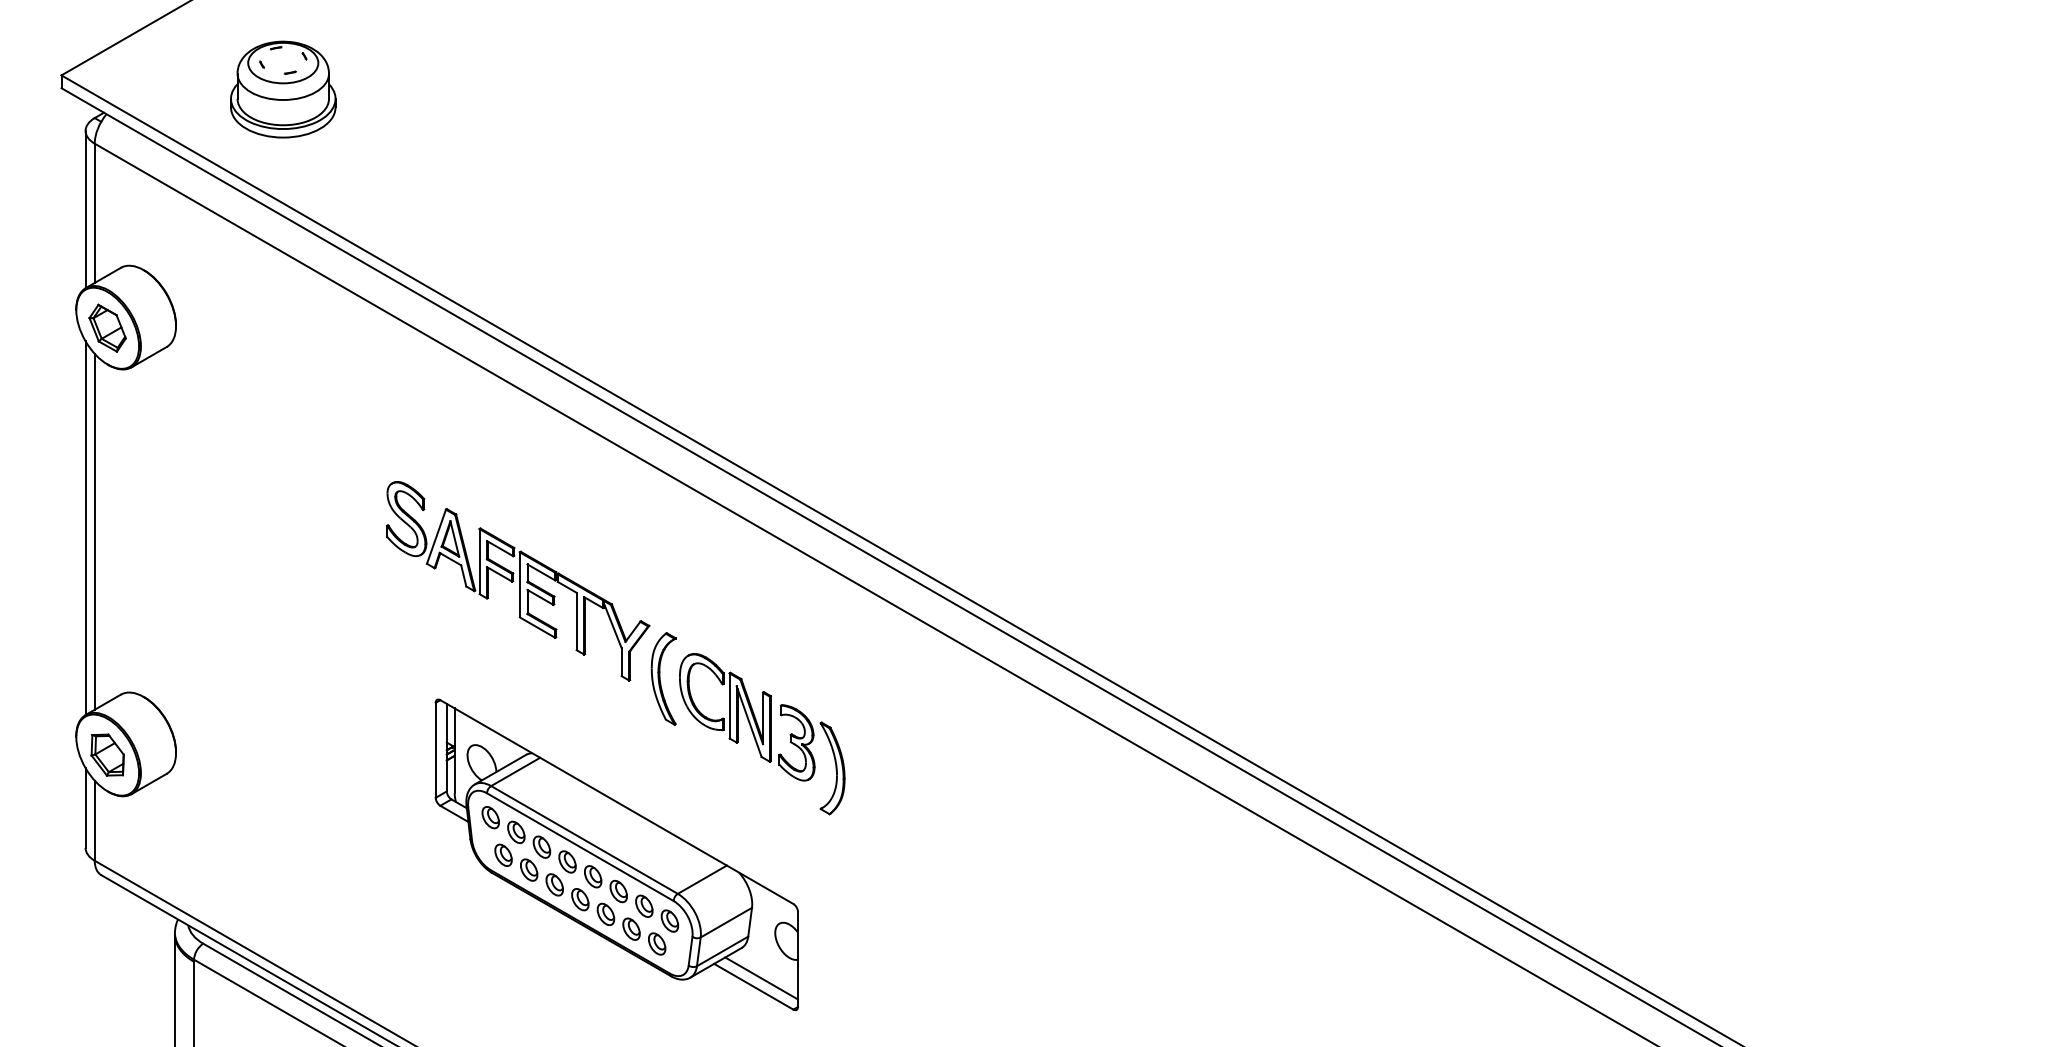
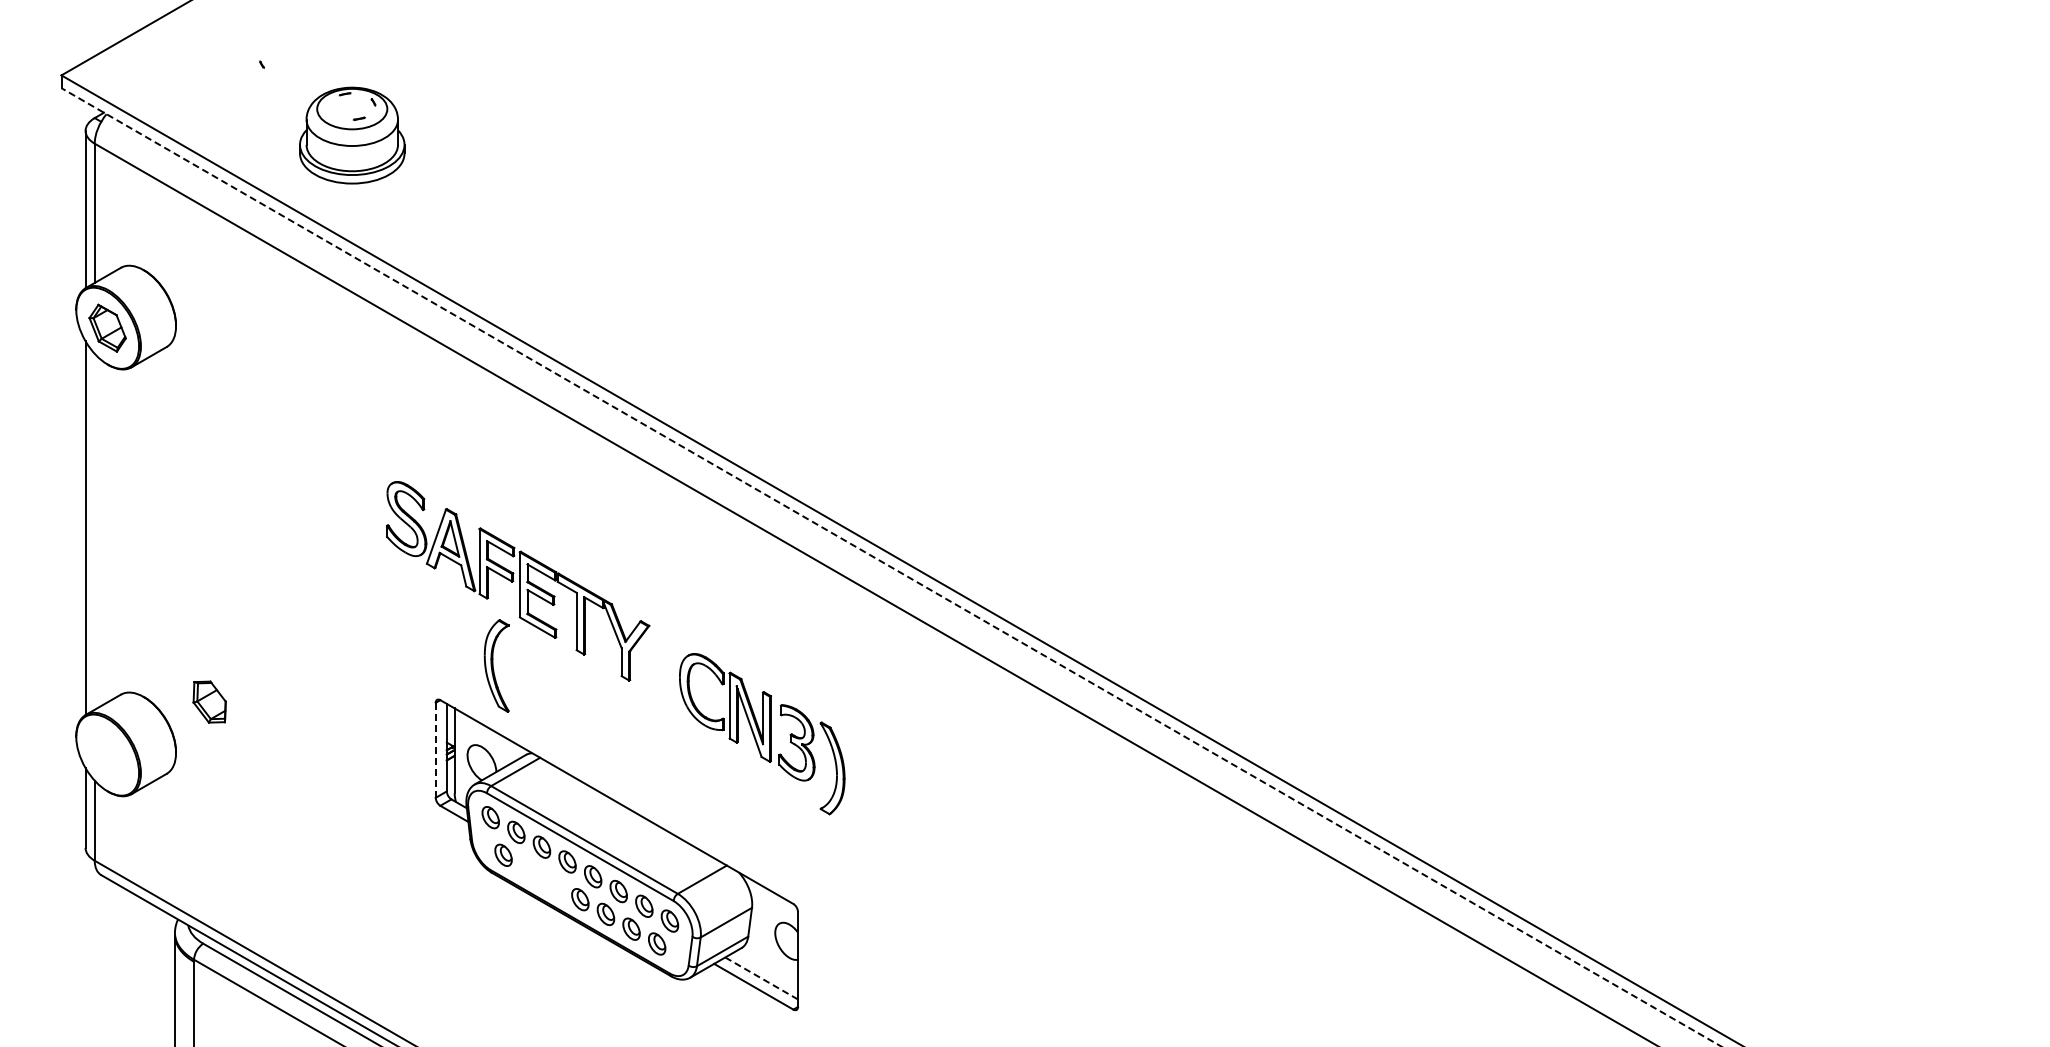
part position: (283, 89) -> (352, 135) (352, 135)
line: present -> none (94, 531)
line: solid -> dashed (891, 567)
part position: (663, 678) -> (496, 665) (496, 665)
line: solid -> dashed (435, 749)
part position: (107, 754) -> (209, 701) (209, 701)
part: present -> none (541, 877)
line: solid -> dashed (761, 978)
